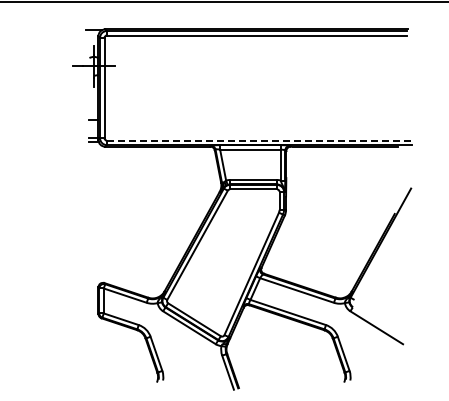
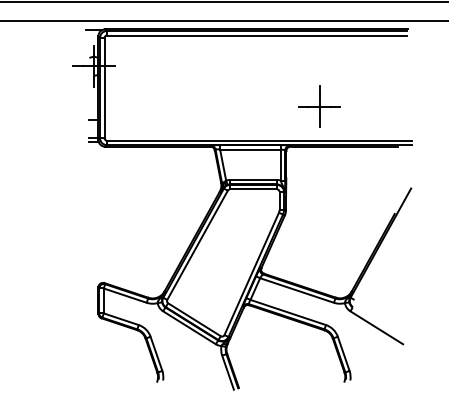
line: none -> present (223, 21)
part: none -> present (319, 106)
line: dashed -> solid (259, 140)
